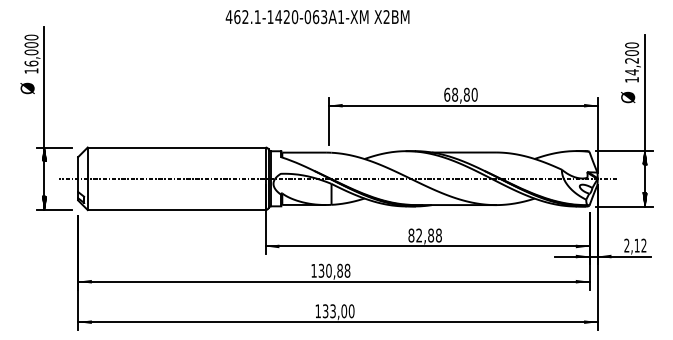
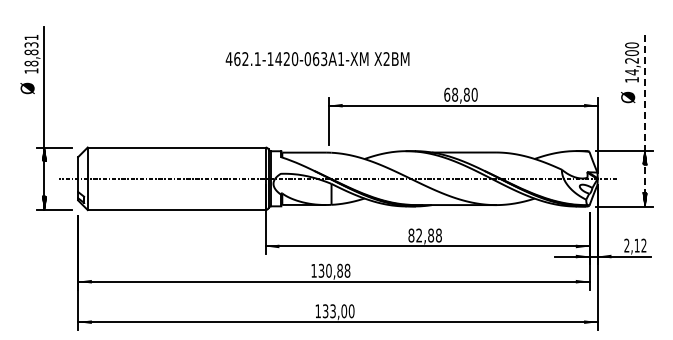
text position: (317, 17) -> (317, 59) (317, 59)
text: 16,000 -> 18,831 (31, 50)
line: solid -> dashed (644, 120)
